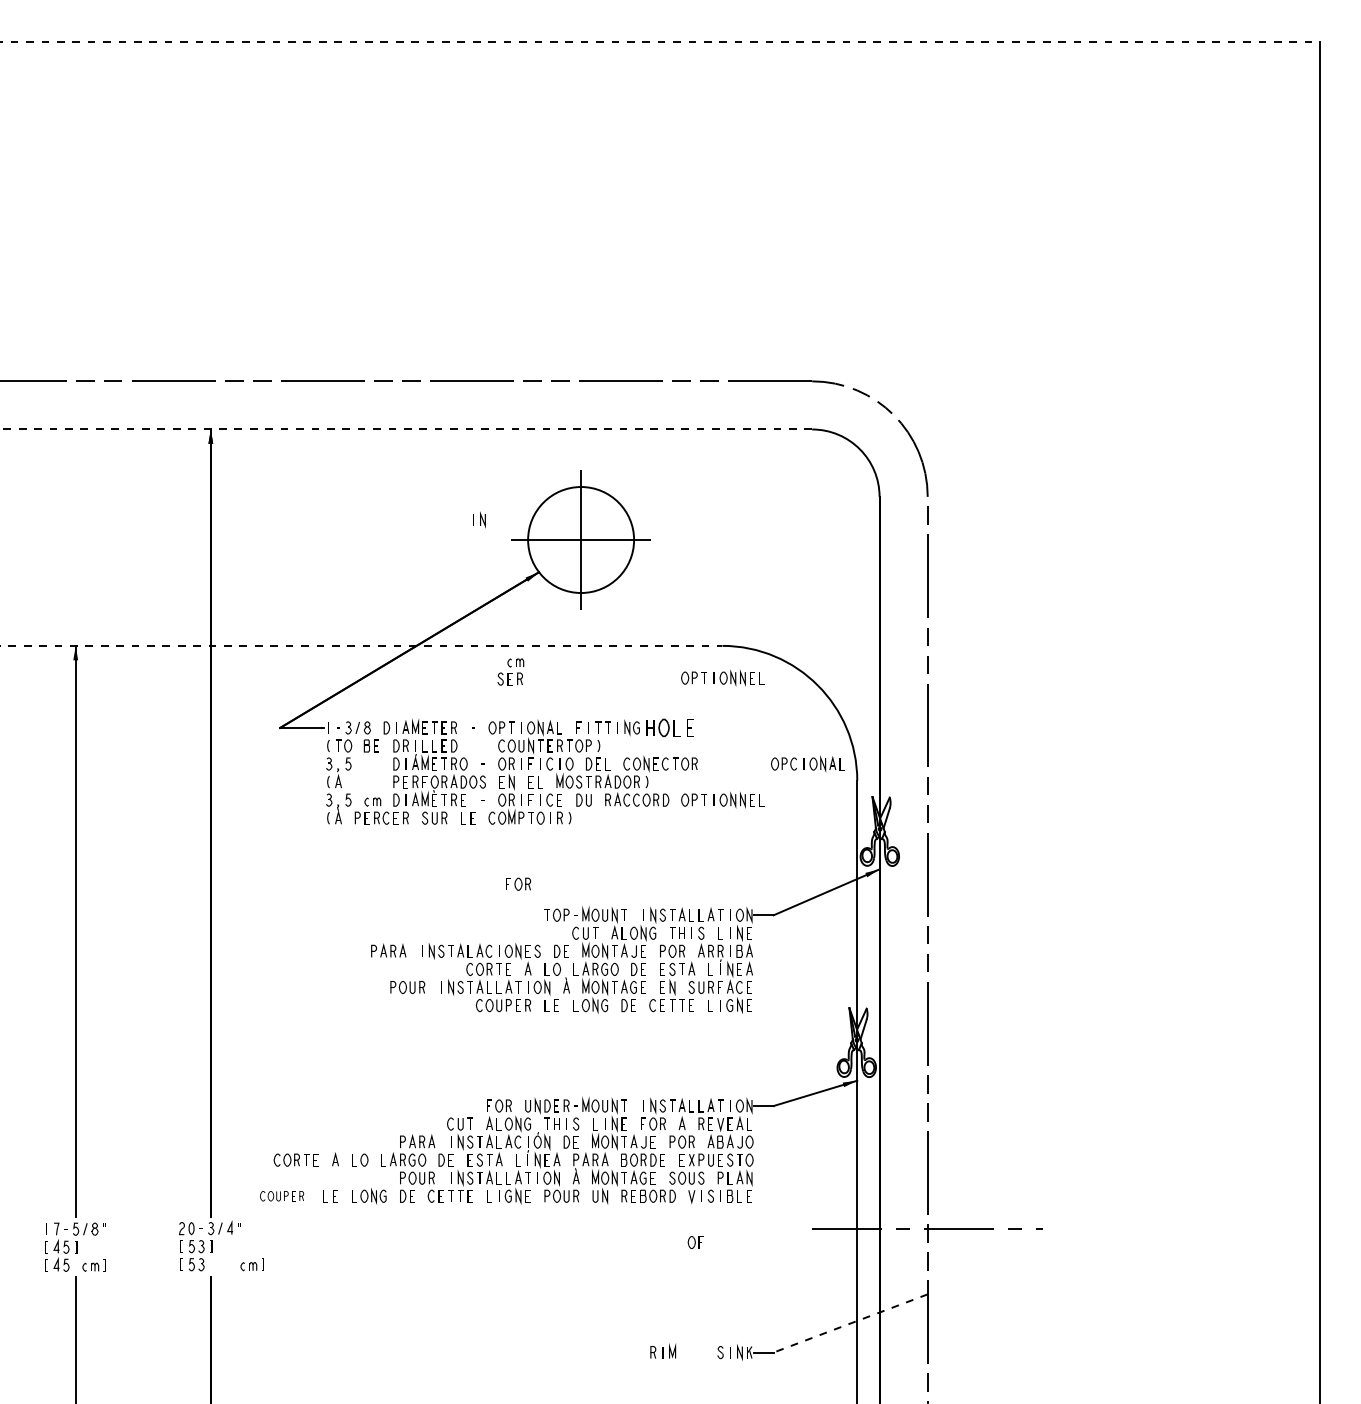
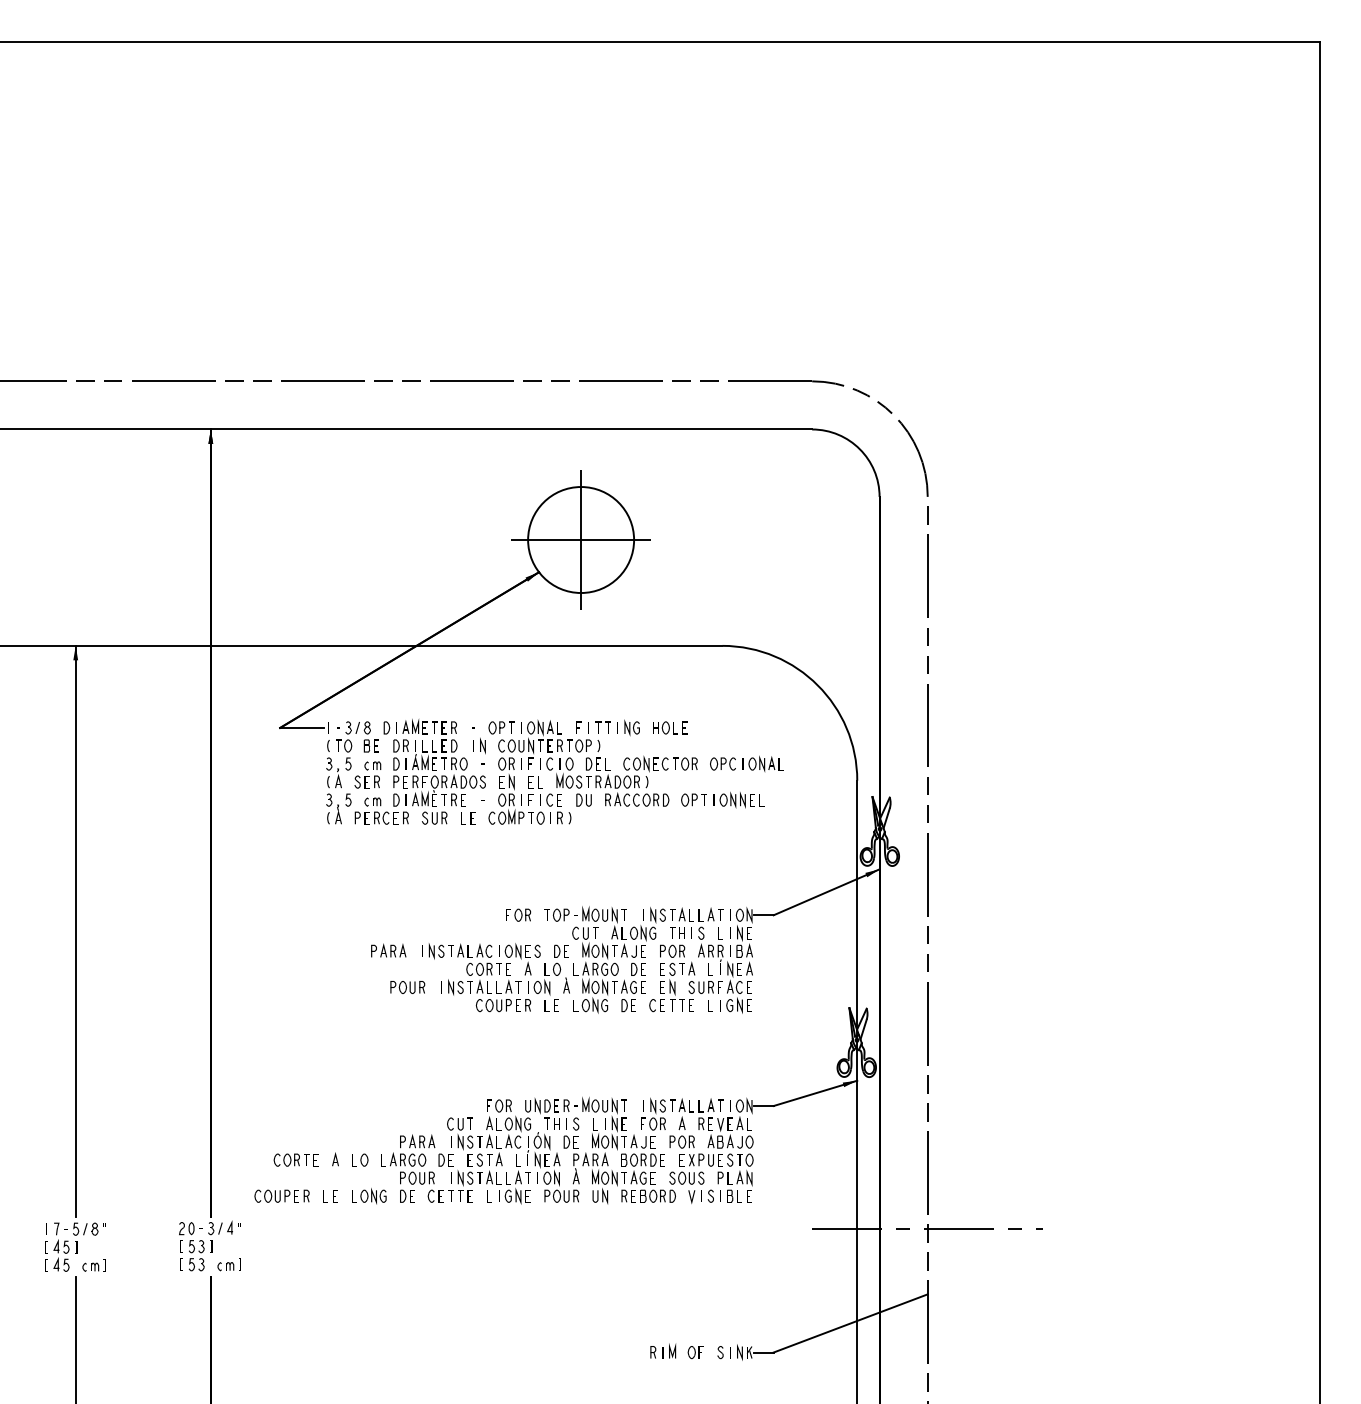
line: dashed -> solid (660, 42)
line: dashed -> solid (406, 429)
part position: (479, 519) -> (479, 745) (479, 745)
line: dashed -> solid (361, 645)
part position: (510, 671) -> (367, 774) (367, 774)
part: present -> none (722, 677)
part size: 48x20 px -> 35x14 px (670, 727)
part position: (807, 763) -> (746, 763) (746, 763)
part position: (518, 883) -> (518, 914) (518, 914)
part size: 45x11 px -> 56x14 px (281, 1195)
part position: (695, 1242) -> (695, 1352) (695, 1352)
part position: (251, 1264) -> (228, 1264) (228, 1264)
line: dashed -> solid (850, 1323)
